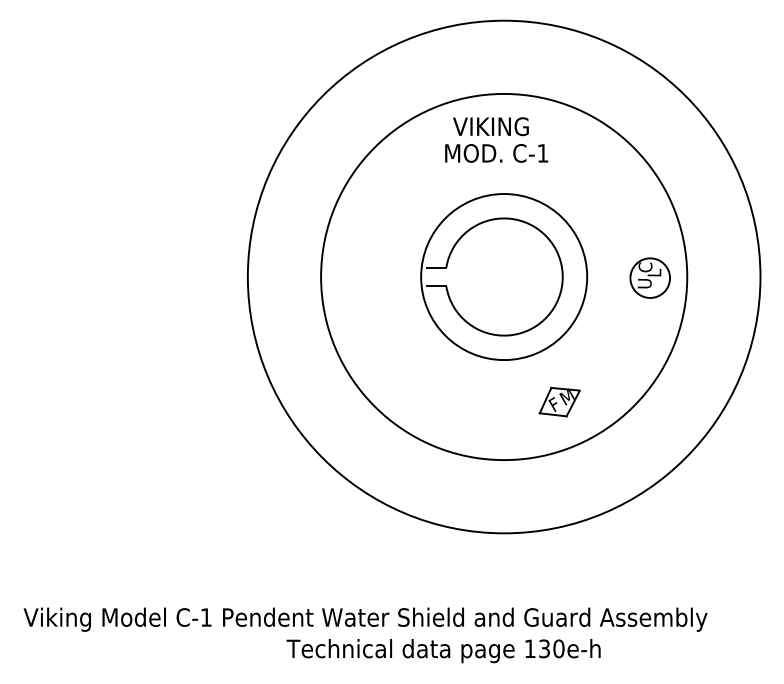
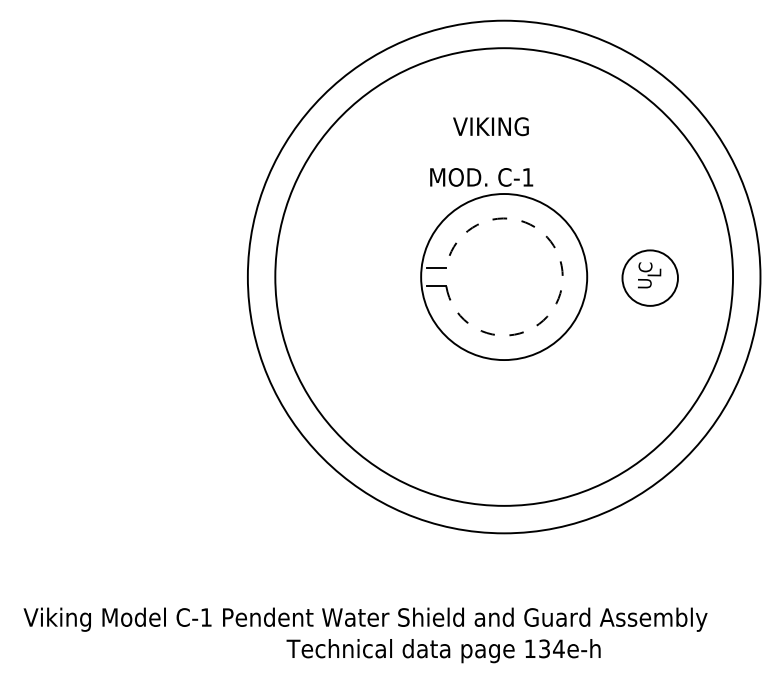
text position: (496, 153) -> (481, 177) (481, 177)
circle diameter: 366 px -> 458 px (504, 276)
arc: solid -> dashed (562, 277)
circle diameter: 40 px -> 55 px (649, 277)
part: present -> none (559, 401)
text: 130e-h -> 134e-h (558, 648)
